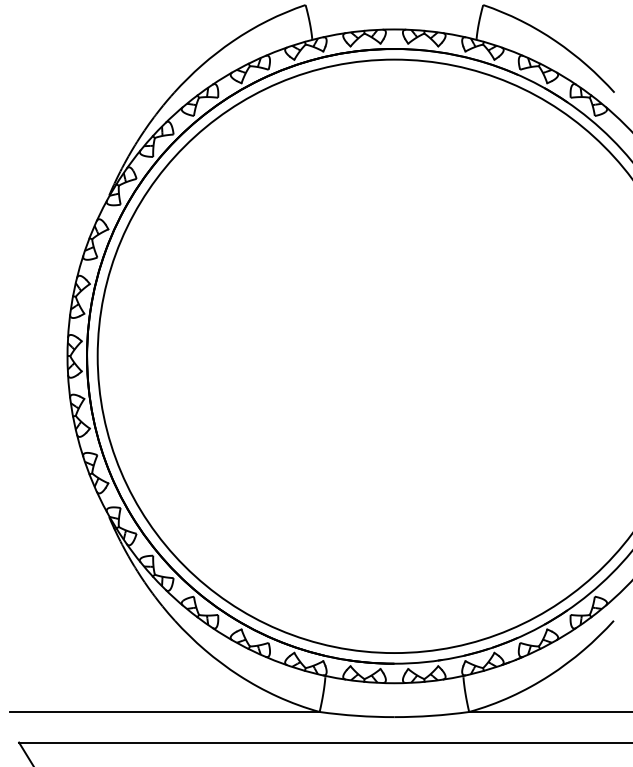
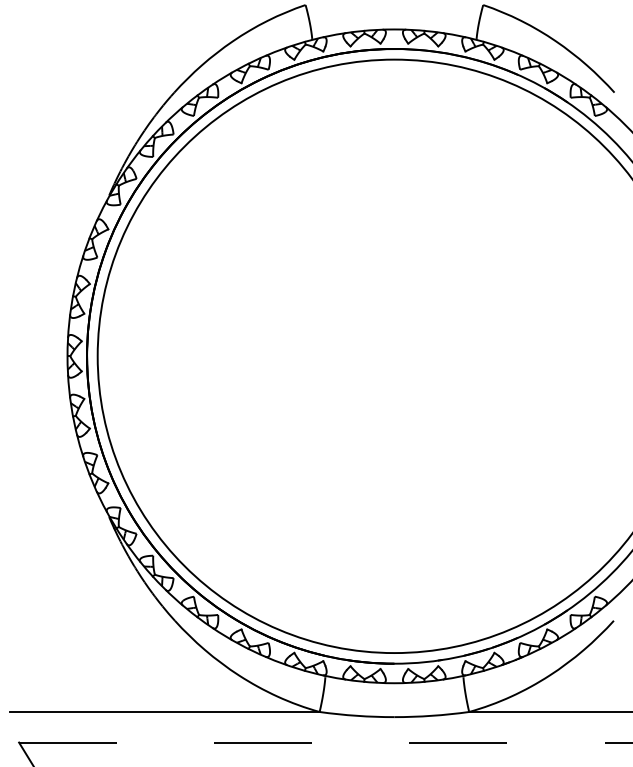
line: solid -> dashed (325, 742)
